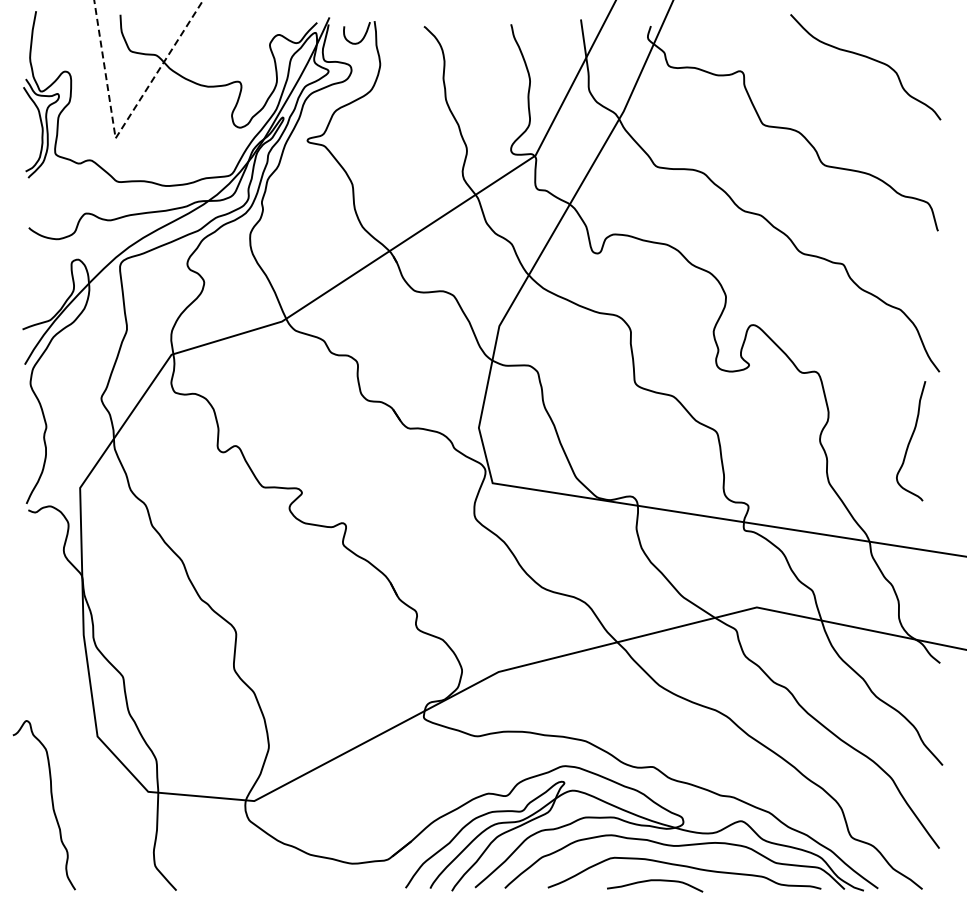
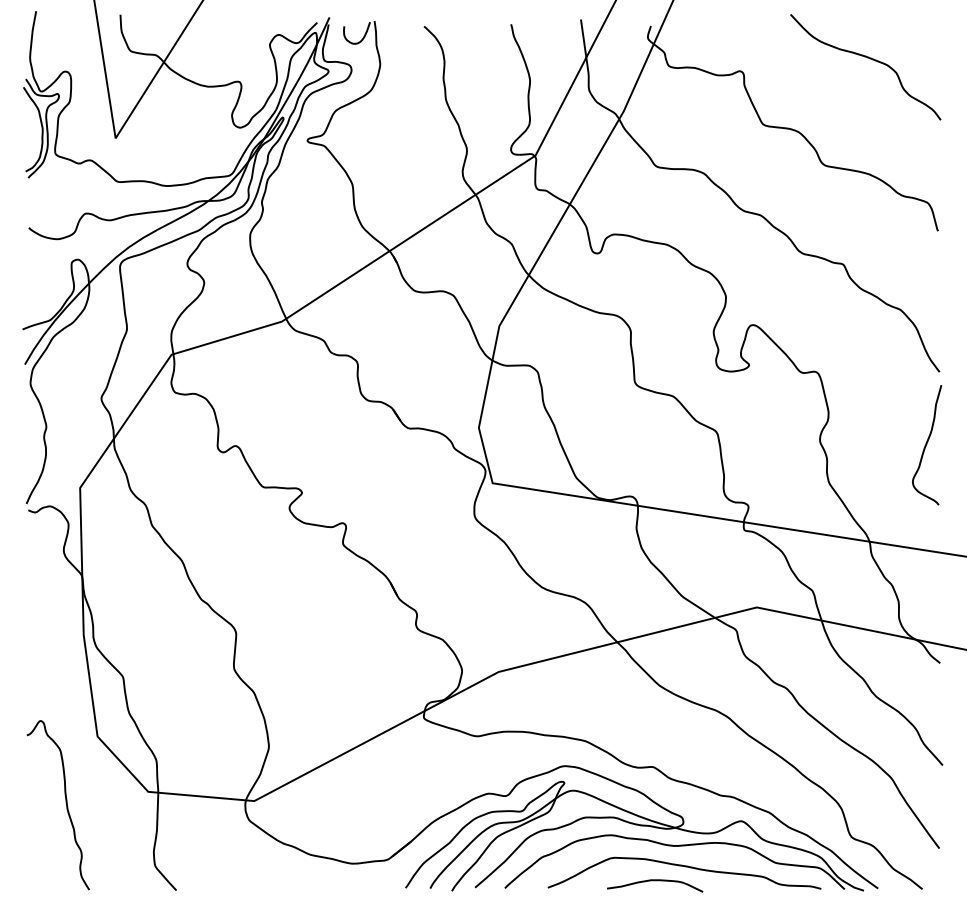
line: dashed -> solid (122, 128)
curve position: (911, 440) -> (927, 444) (927, 444)
curve position: (51, 803) -> (65, 803) (65, 803)
